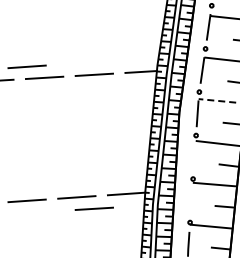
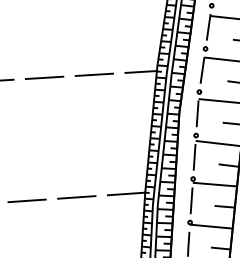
line: present -> none (26, 66)
line: dashed -> solid (218, 100)
line: none -> present (194, 156)
line: none -> present (191, 200)
line: present -> none (93, 208)
